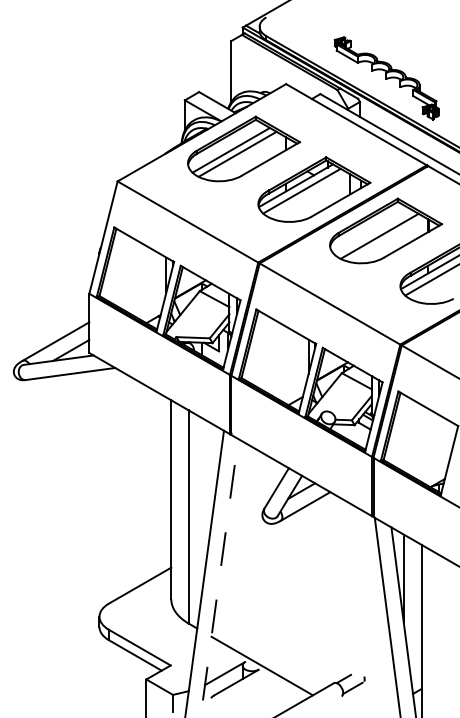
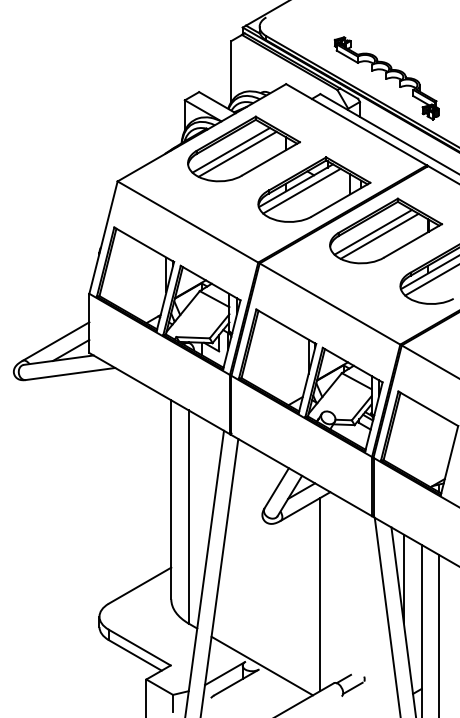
line: none -> present (373, 232)
line: dashed -> solid (219, 577)
line: none -> present (319, 594)
line: none -> present (439, 634)
